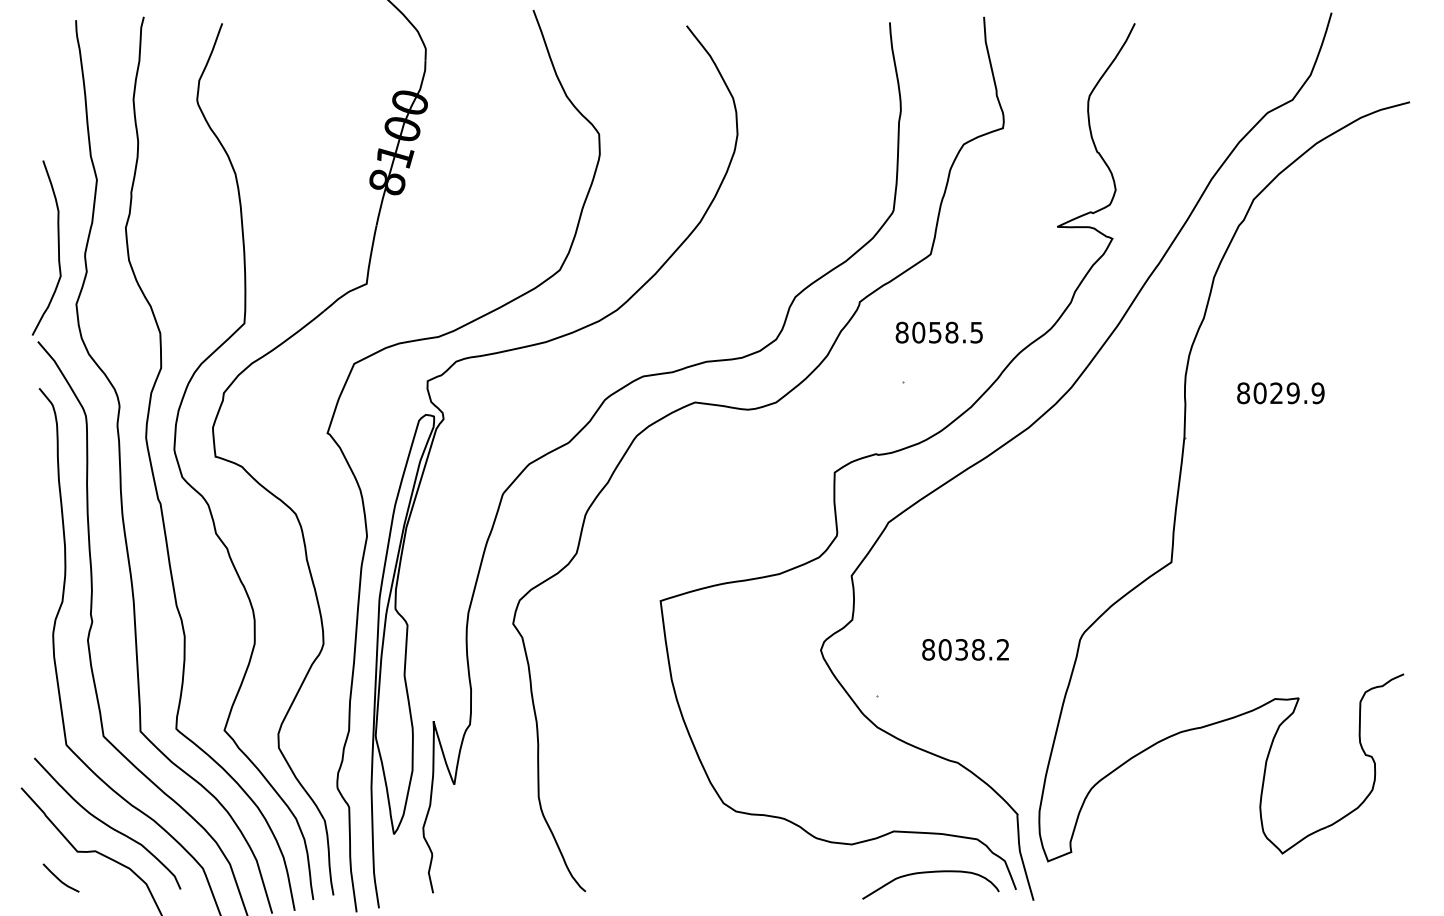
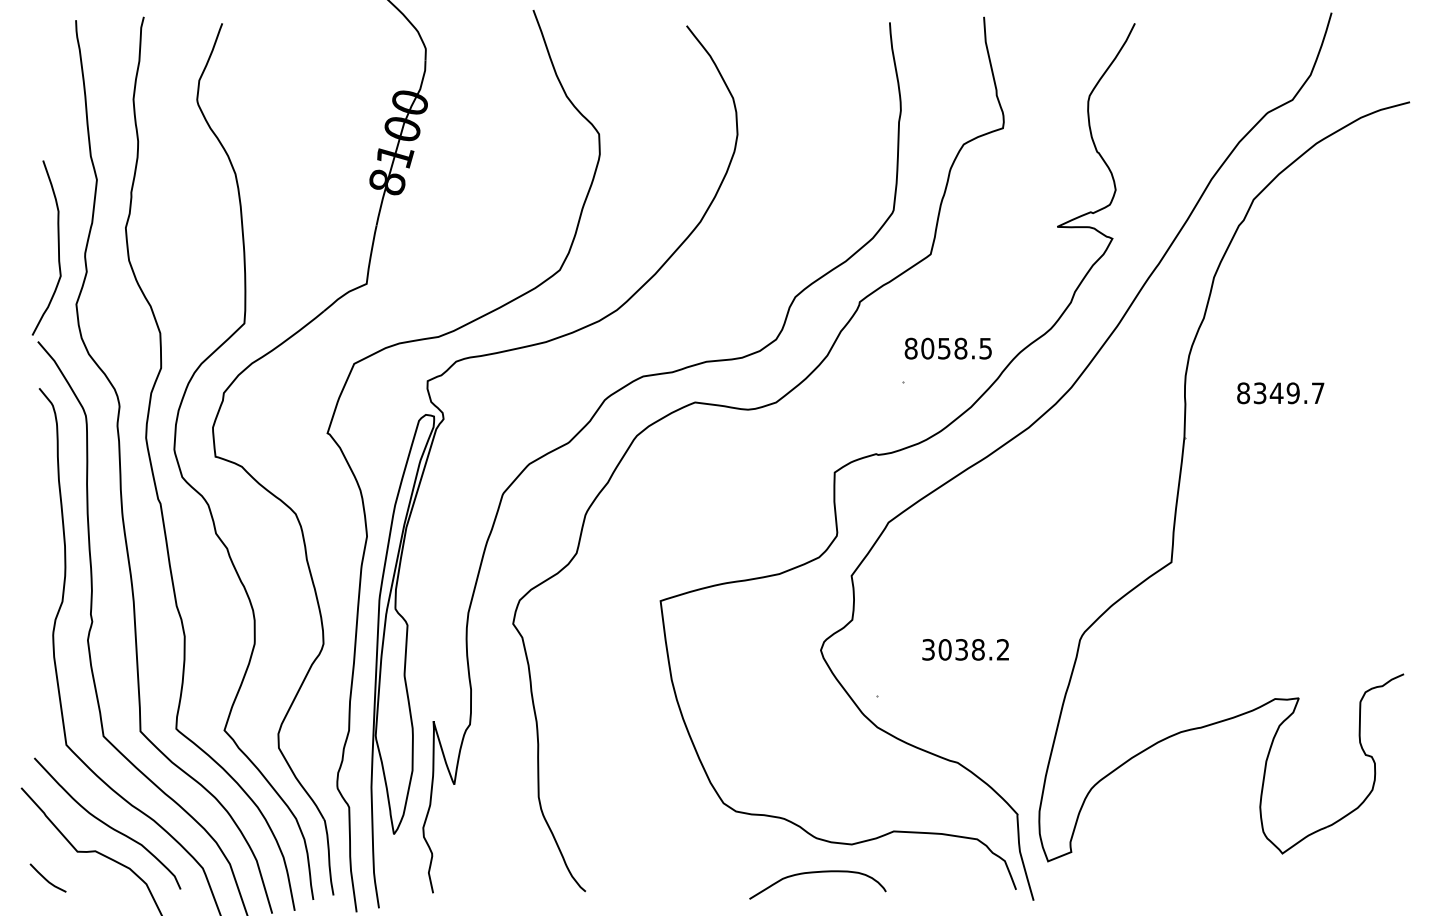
text position: (938, 332) -> (947, 348) (947, 348)
text: 8029.9 -> 8349.7 (1288, 393)
text: 8038.2 -> 3038.2 (928, 649)
curve position: (928, 873) -> (815, 873) (815, 873)
curve position: (59, 878) -> (46, 878) (46, 878)
